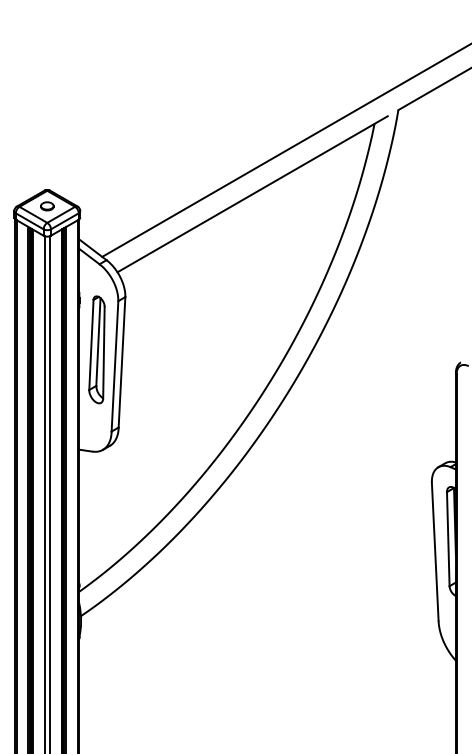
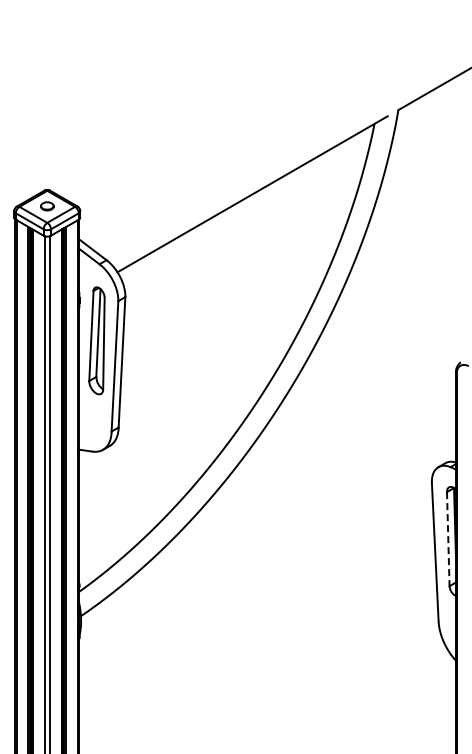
line: present -> none (285, 150)
part position: (96, 349) -> (96, 340) (96, 340)
line: solid -> dashed (448, 539)
